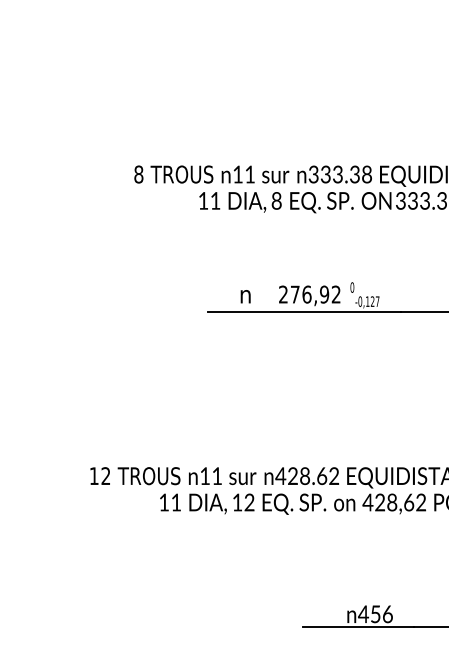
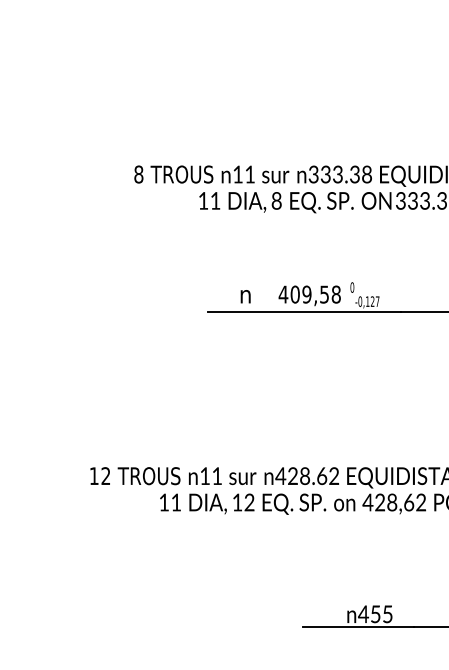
text: 276,92 -> 409,58 (309, 294)
text: 456 -> 455 (387, 614)
